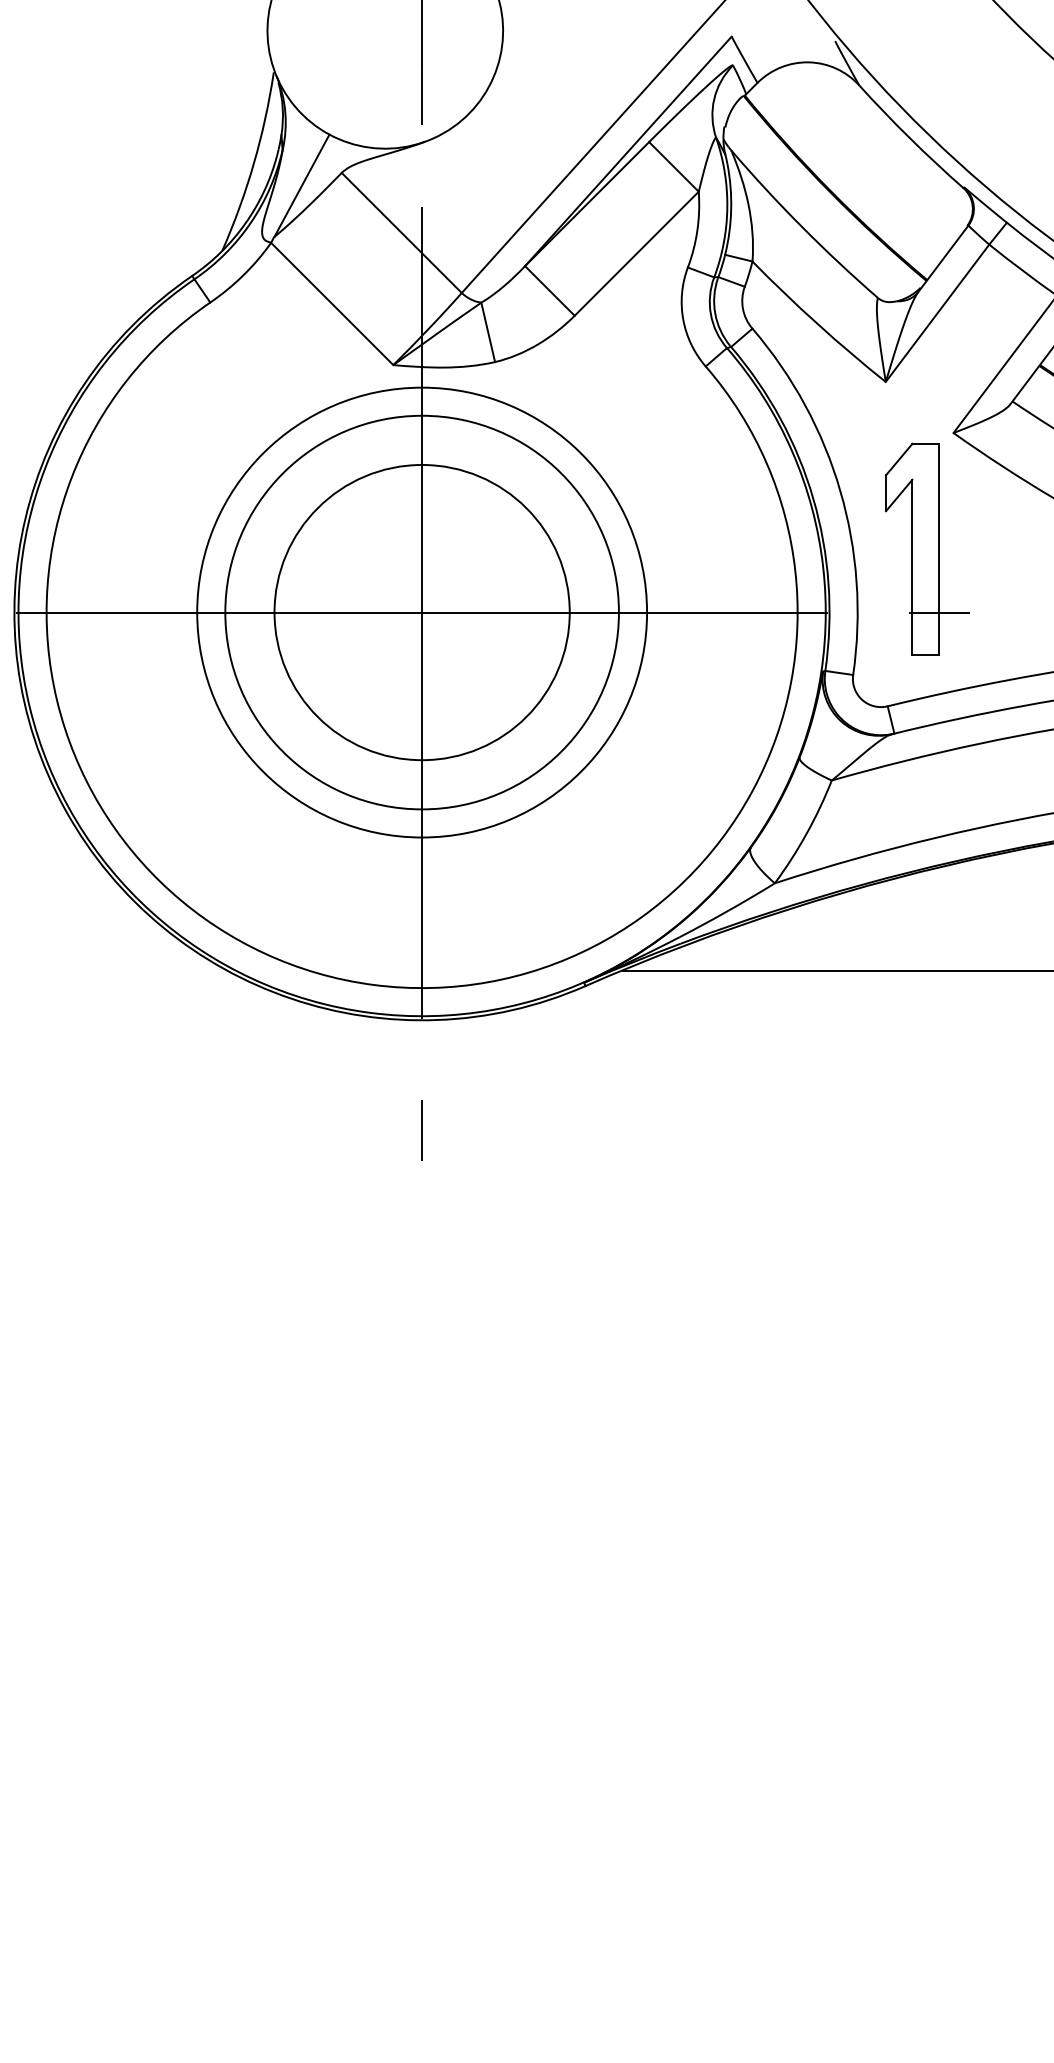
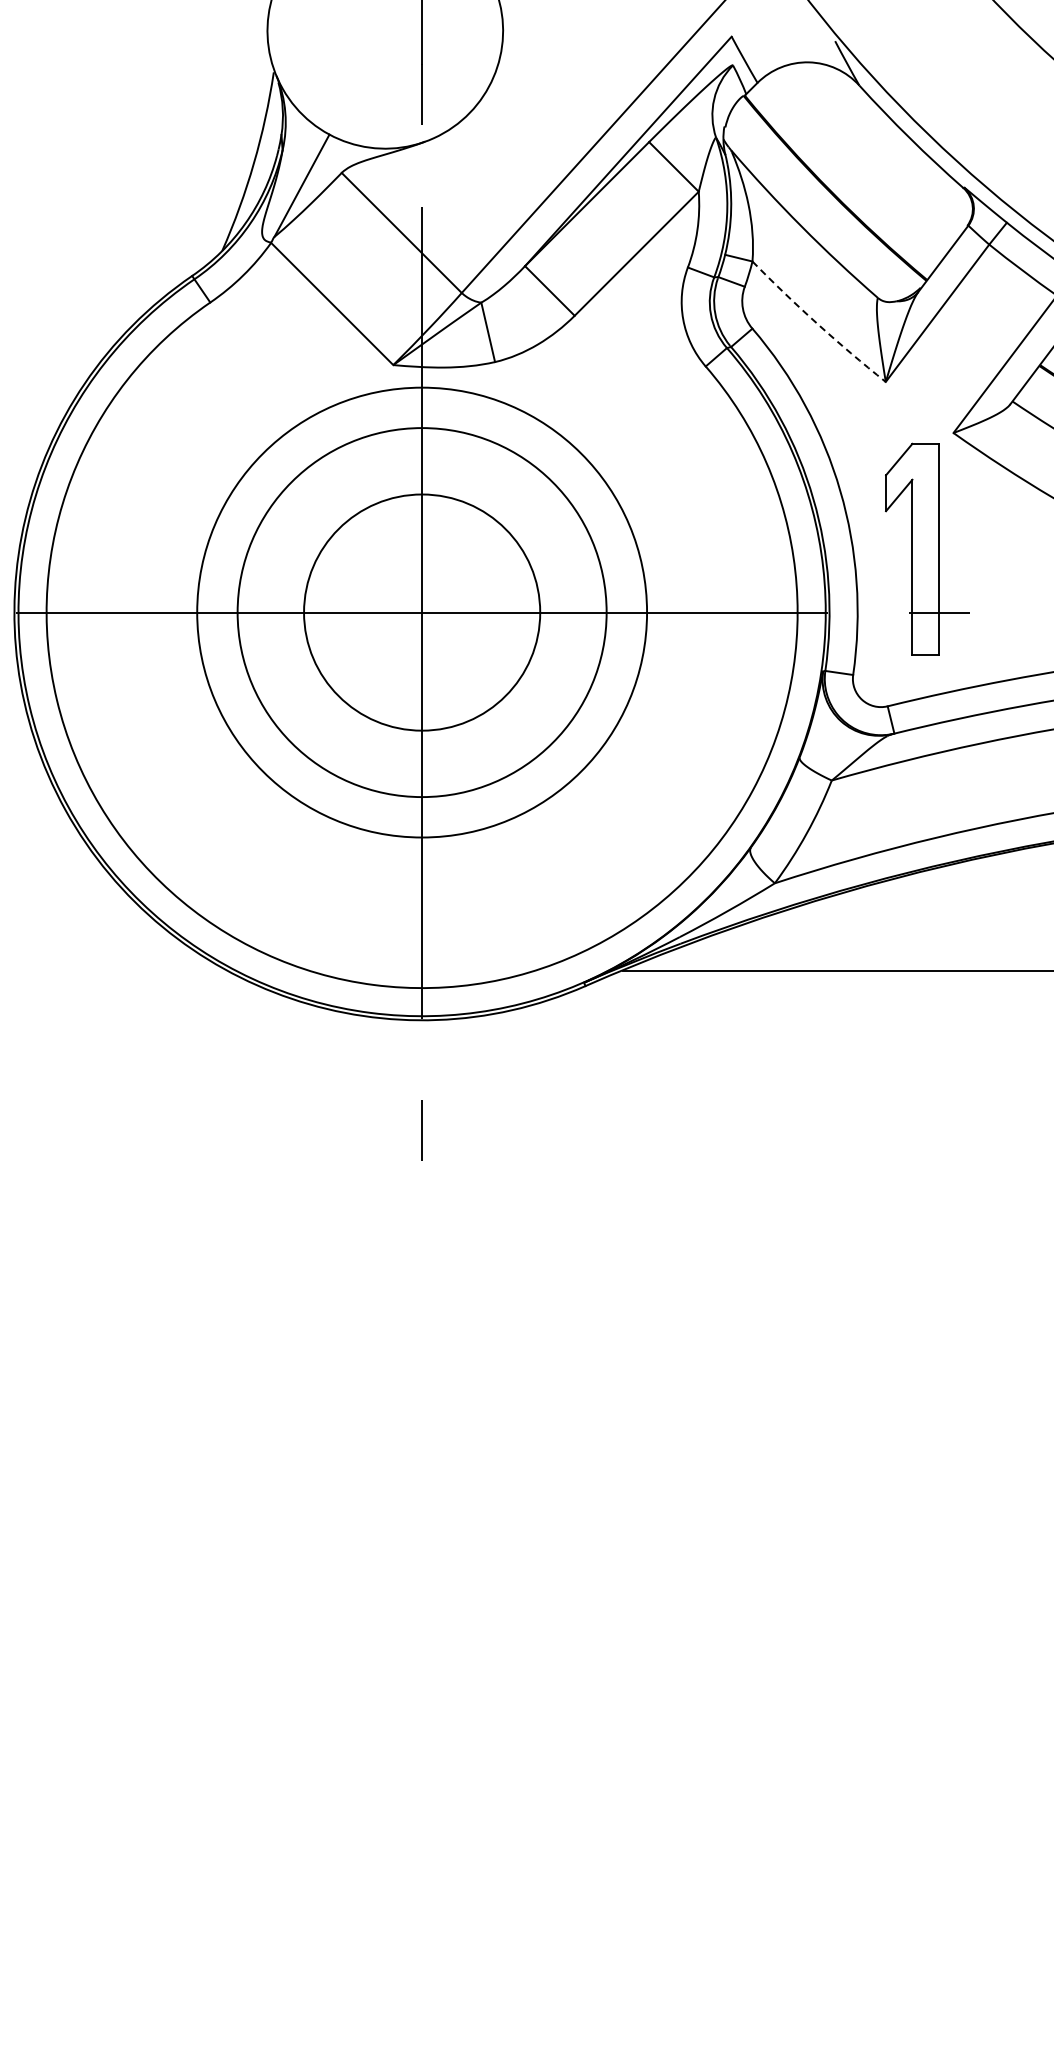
arc: solid -> dashed (817, 323)
circle diameter: 295 px -> 369 px (421, 612)
circle diameter: 394 px -> 236 px (422, 612)
